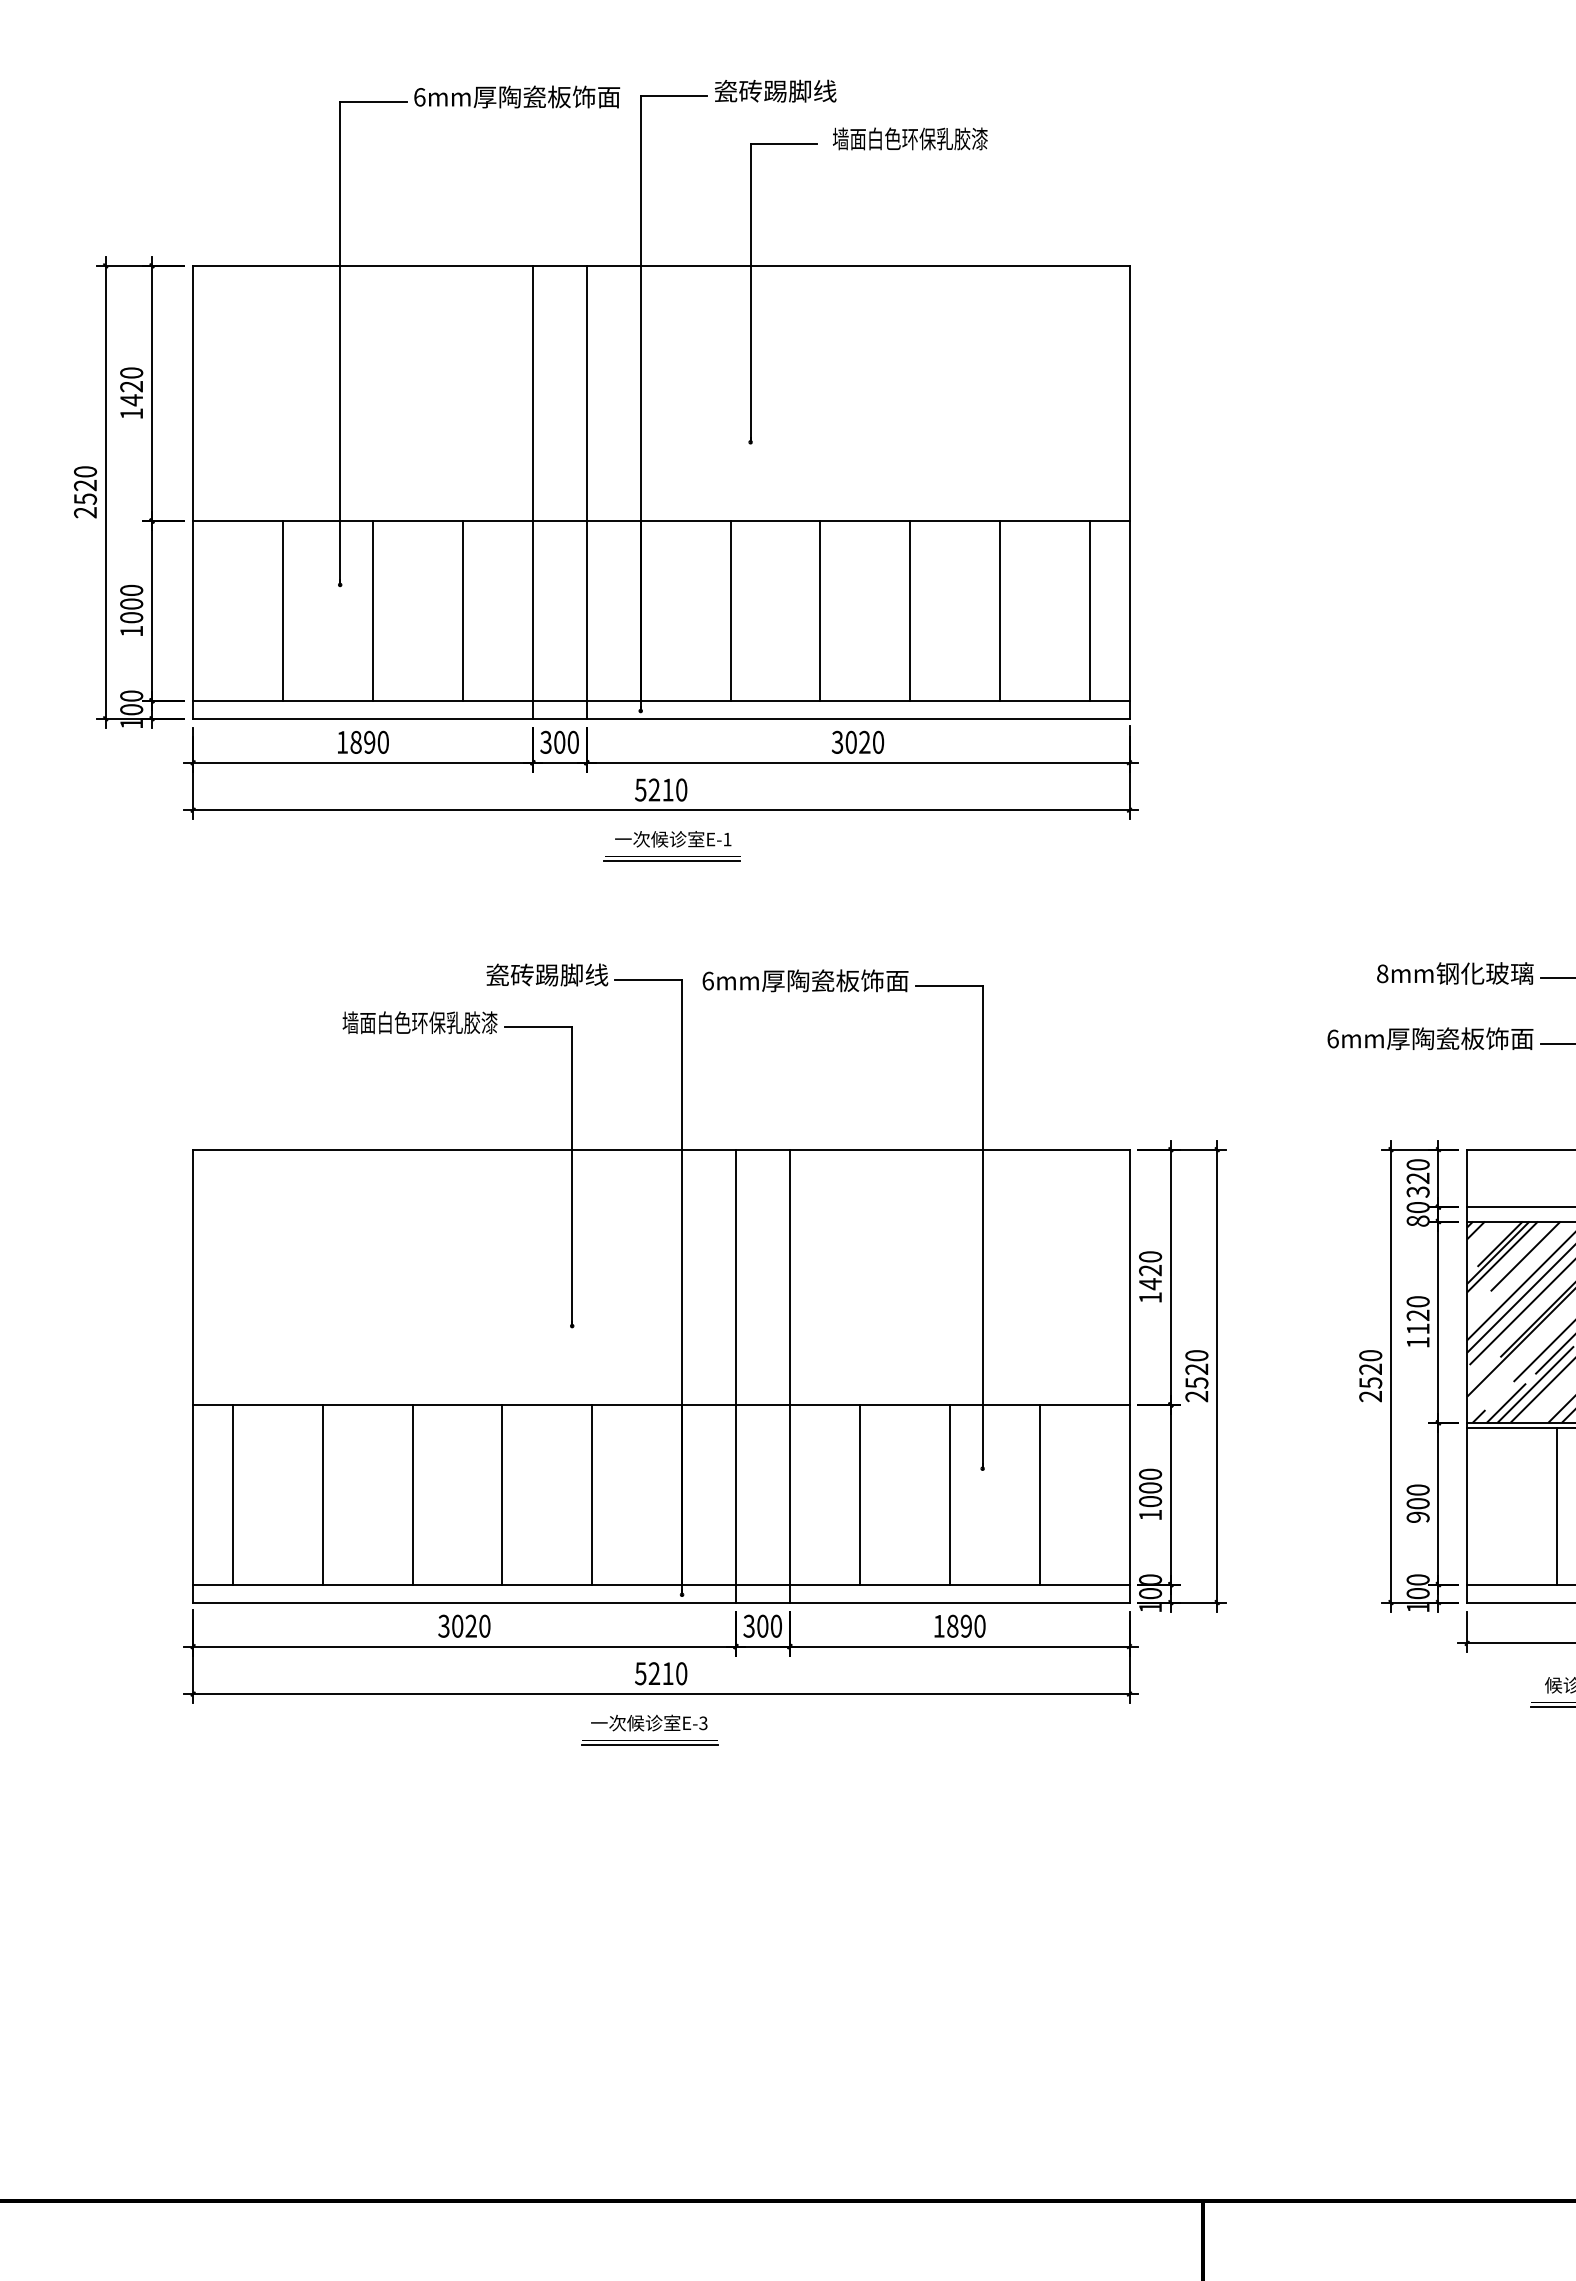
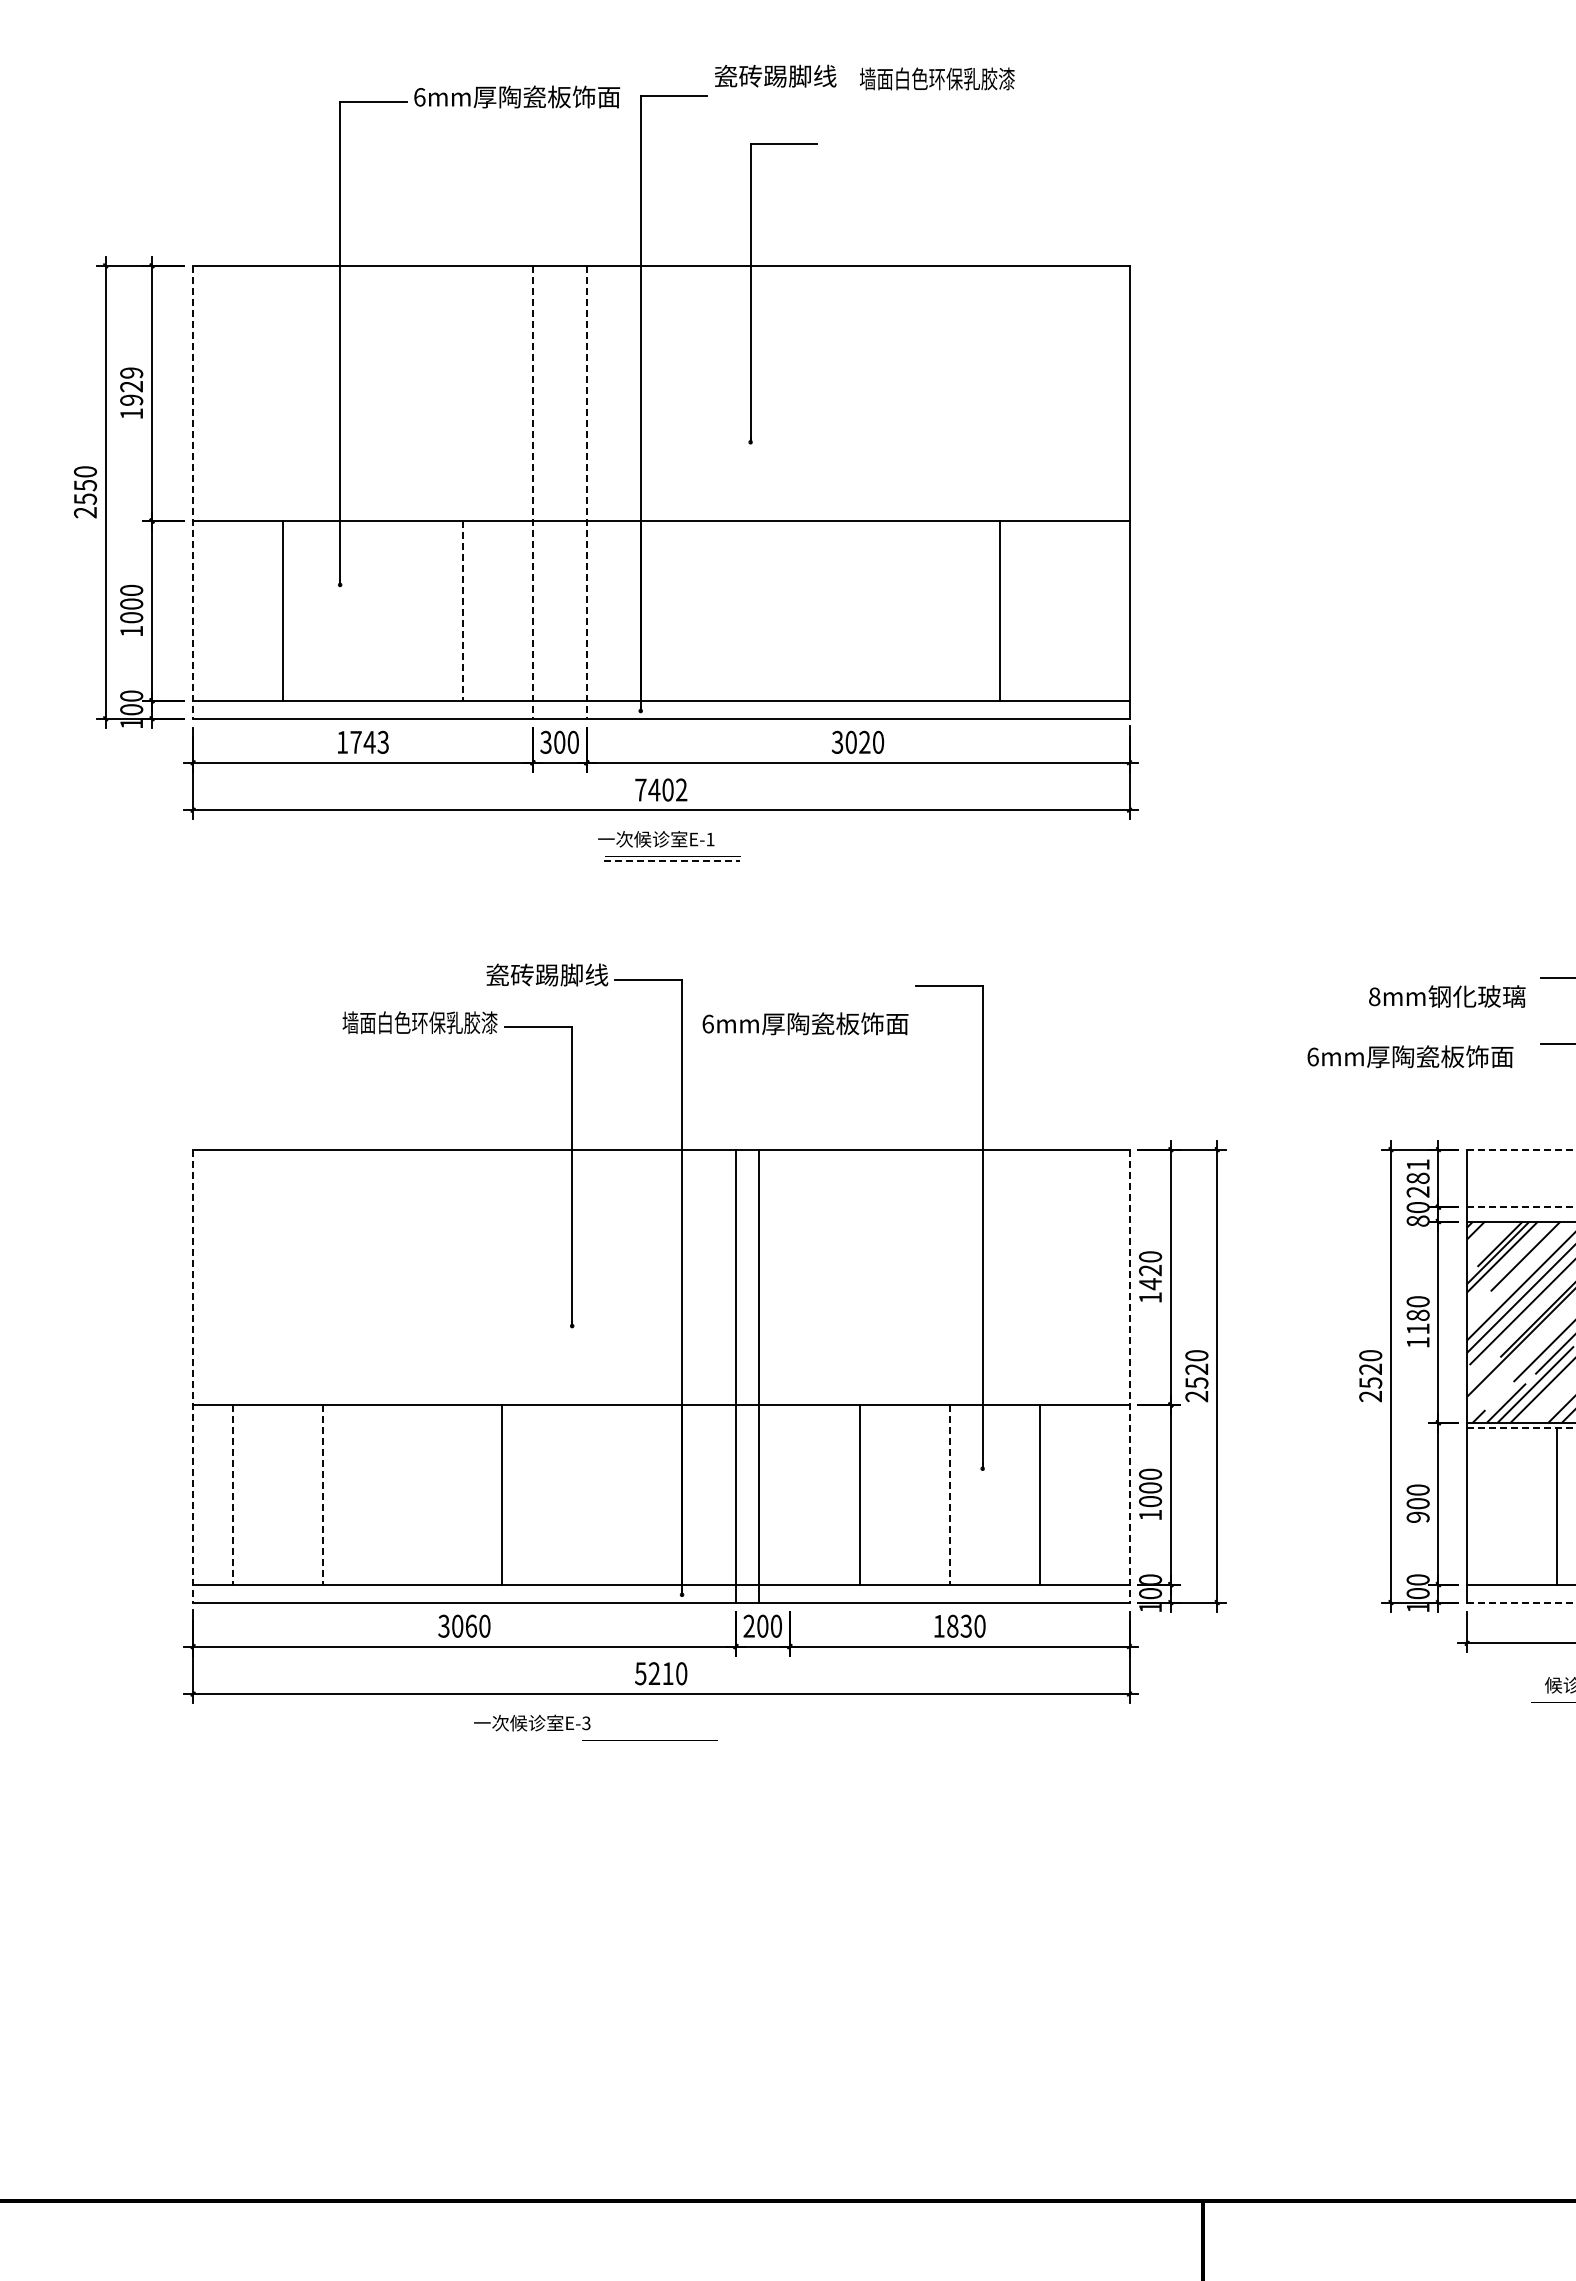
text position: (775, 90) -> (775, 75) (775, 75)
text position: (910, 138) -> (937, 78) (937, 78)
text: 1420 -> 1929 (131, 386)
text: 2520 -> 2550 (85, 485)
line: solid -> dashed (193, 492)
line: solid -> dashed (532, 492)
line: solid -> dashed (586, 492)
line: present -> none (372, 610)
line: solid -> dashed (462, 610)
line: present -> none (730, 610)
line: present -> none (820, 610)
line: present -> none (910, 610)
line: present -> none (1090, 610)
text: 1890 -> 1743 (369, 741)
text: 5210 -> 7402 (661, 789)
text position: (673, 839) -> (656, 839) (656, 839)
line: solid -> dashed (672, 861)
text position: (1455, 973) -> (1447, 996) (1447, 996)
text position: (805, 980) -> (805, 1023) (805, 1023)
text position: (1430, 1038) -> (1410, 1056) (1410, 1056)
line: solid -> dashed (1522, 1149)
text: 320 -> 281 (1417, 1178)
line: solid -> dashed (1522, 1207)
text: 1120 -> 1180 (1417, 1315)
line position: (789, 1375) -> (758, 1375) (758, 1375)
line: solid -> dashed (193, 1376)
line: solid -> dashed (1129, 1376)
line: solid -> dashed (1522, 1428)
line: solid -> dashed (232, 1494)
line: solid -> dashed (322, 1494)
line: present -> none (412, 1494)
line: present -> none (592, 1494)
line: solid -> dashed (949, 1494)
line: solid -> dashed (1522, 1602)
text: 3020 -> 3060 (470, 1625)
text: 300 -> 200 (748, 1626)
text: 1890 -> 1830 (965, 1626)
line: present -> none (1551, 1707)
text position: (649, 1722) -> (532, 1722) (532, 1722)
line: present -> none (650, 1745)
